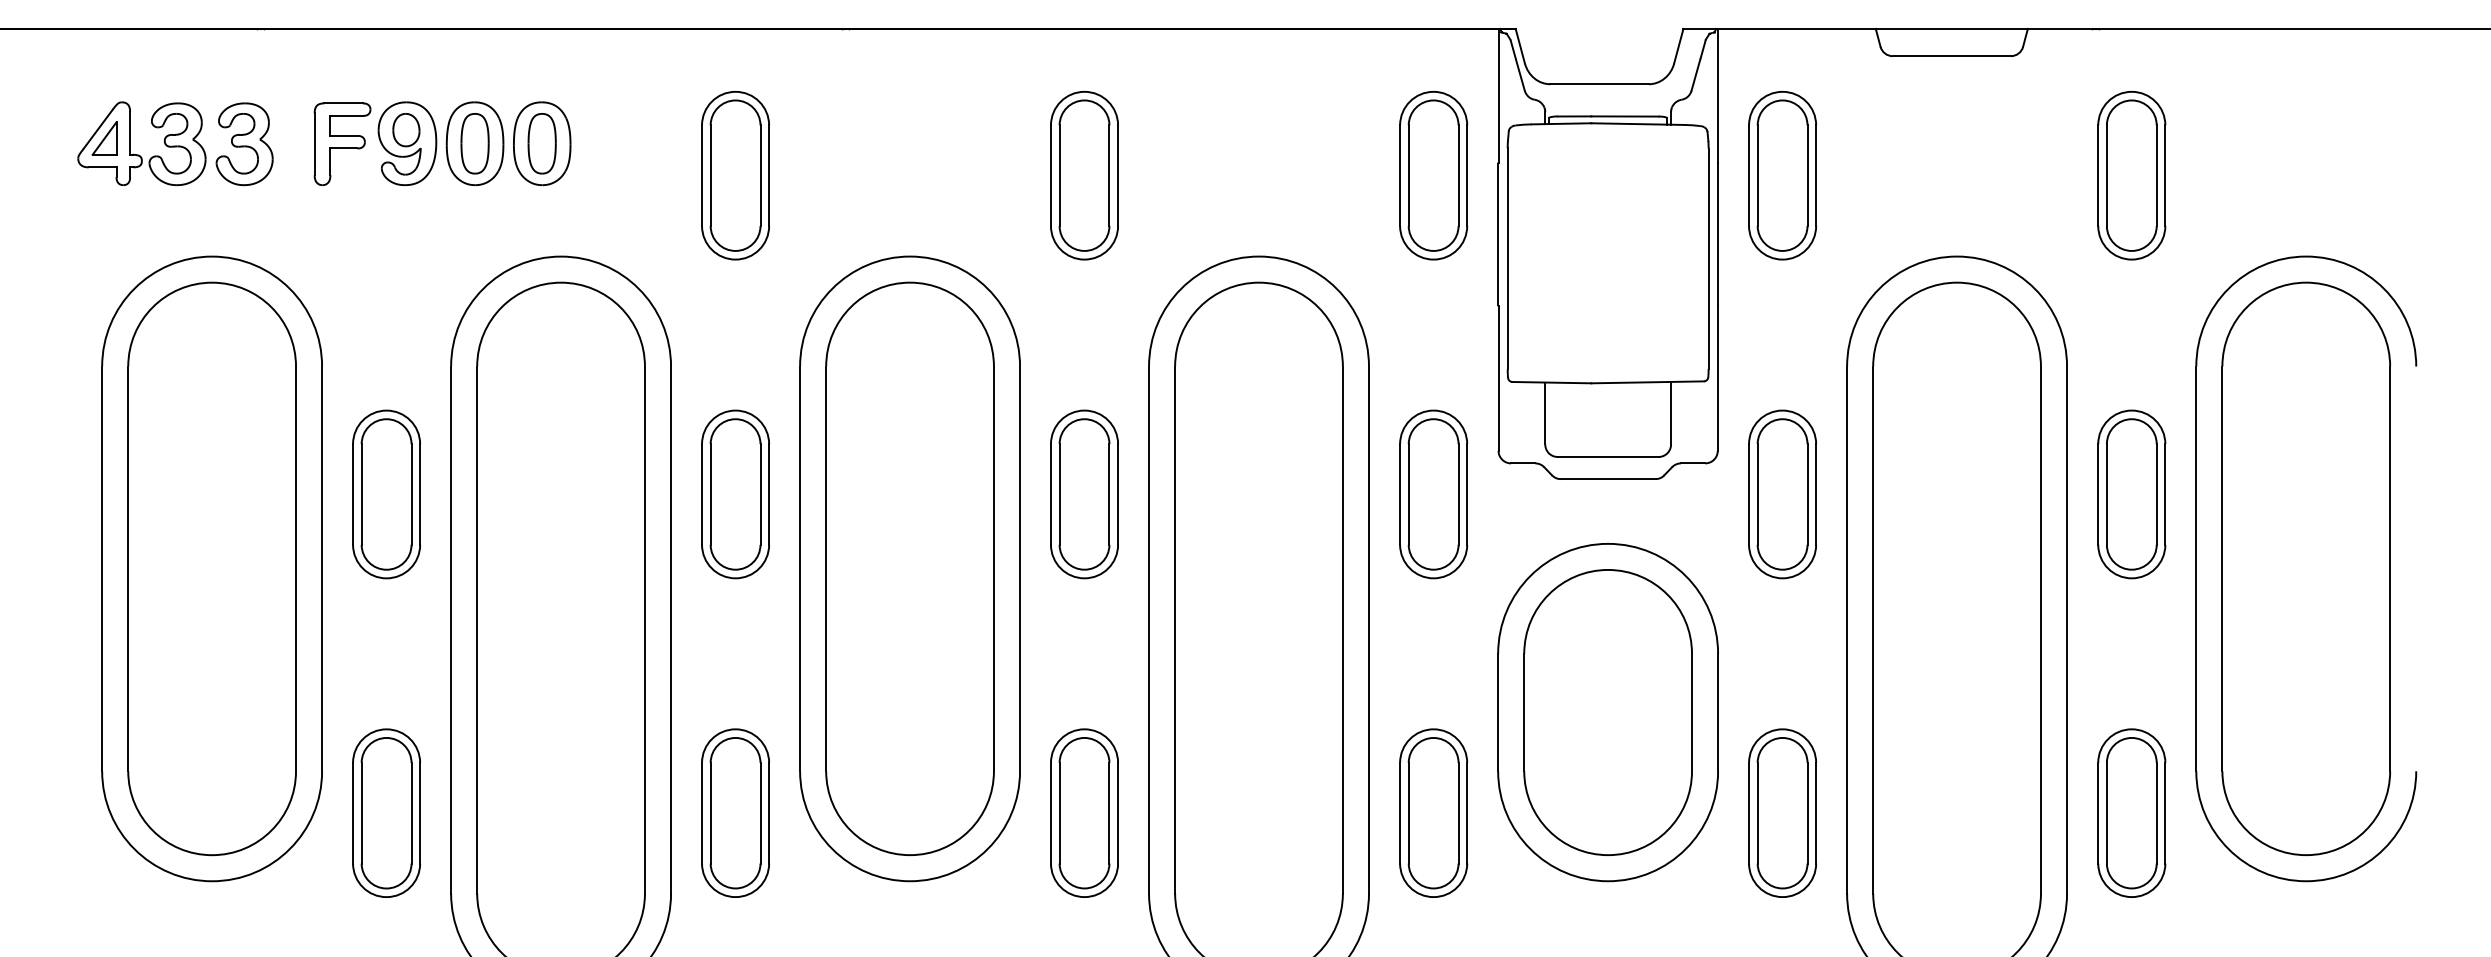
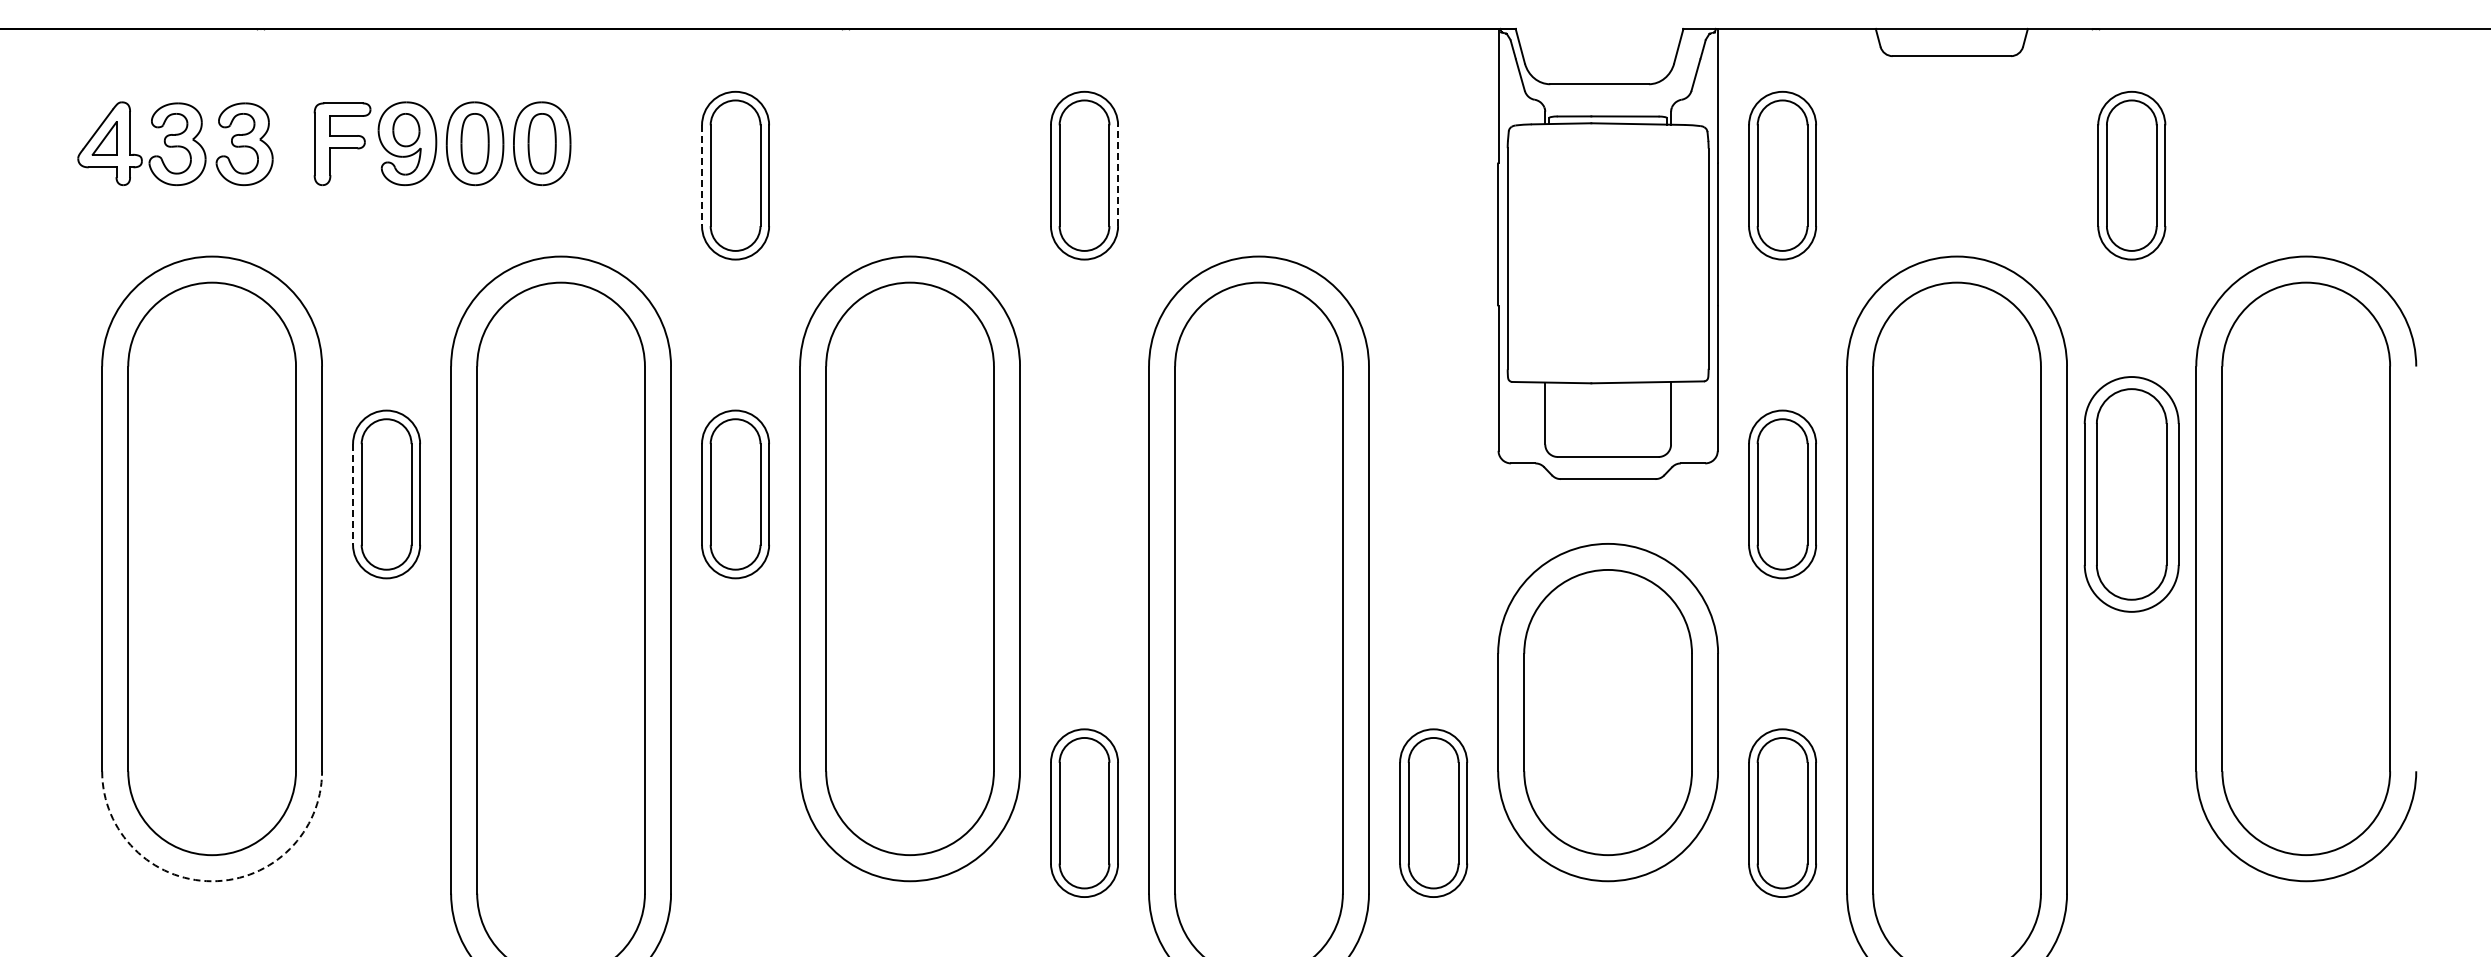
line: solid -> dashed (1118, 175)
part: present -> none (1433, 175)
line: solid -> dashed (702, 176)
line: solid -> dashed (353, 494)
part: present -> none (1084, 494)
part: present -> none (1433, 494)
part size: 70x171 px -> 97x237 px (2131, 494)
part: present -> none (386, 812)
part: present -> none (735, 812)
part: present -> none (2131, 812)
arc: solid -> dashed (212, 881)
